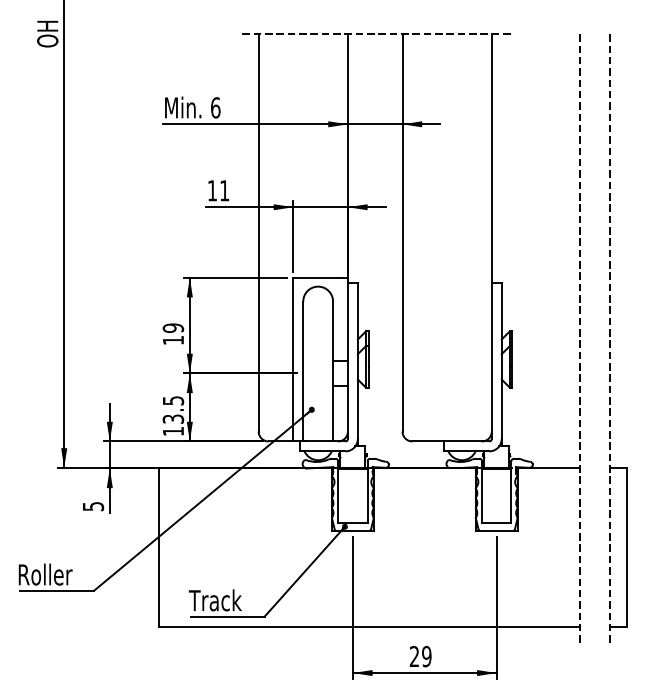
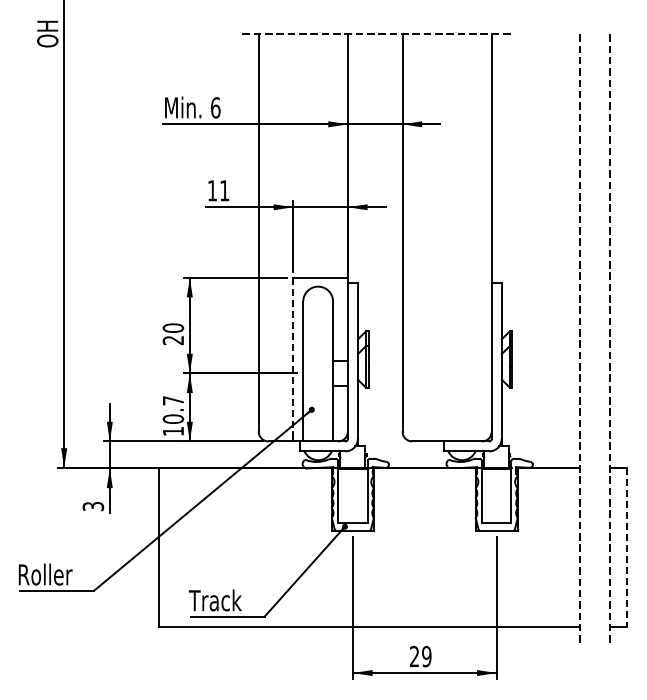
text: 19 -> 20 (173, 334)
line: solid -> dashed (293, 354)
text: 13.5 -> 10.7 (173, 409)
text: 5 -> 3 (92, 506)
line: solid -> dashed (627, 547)
